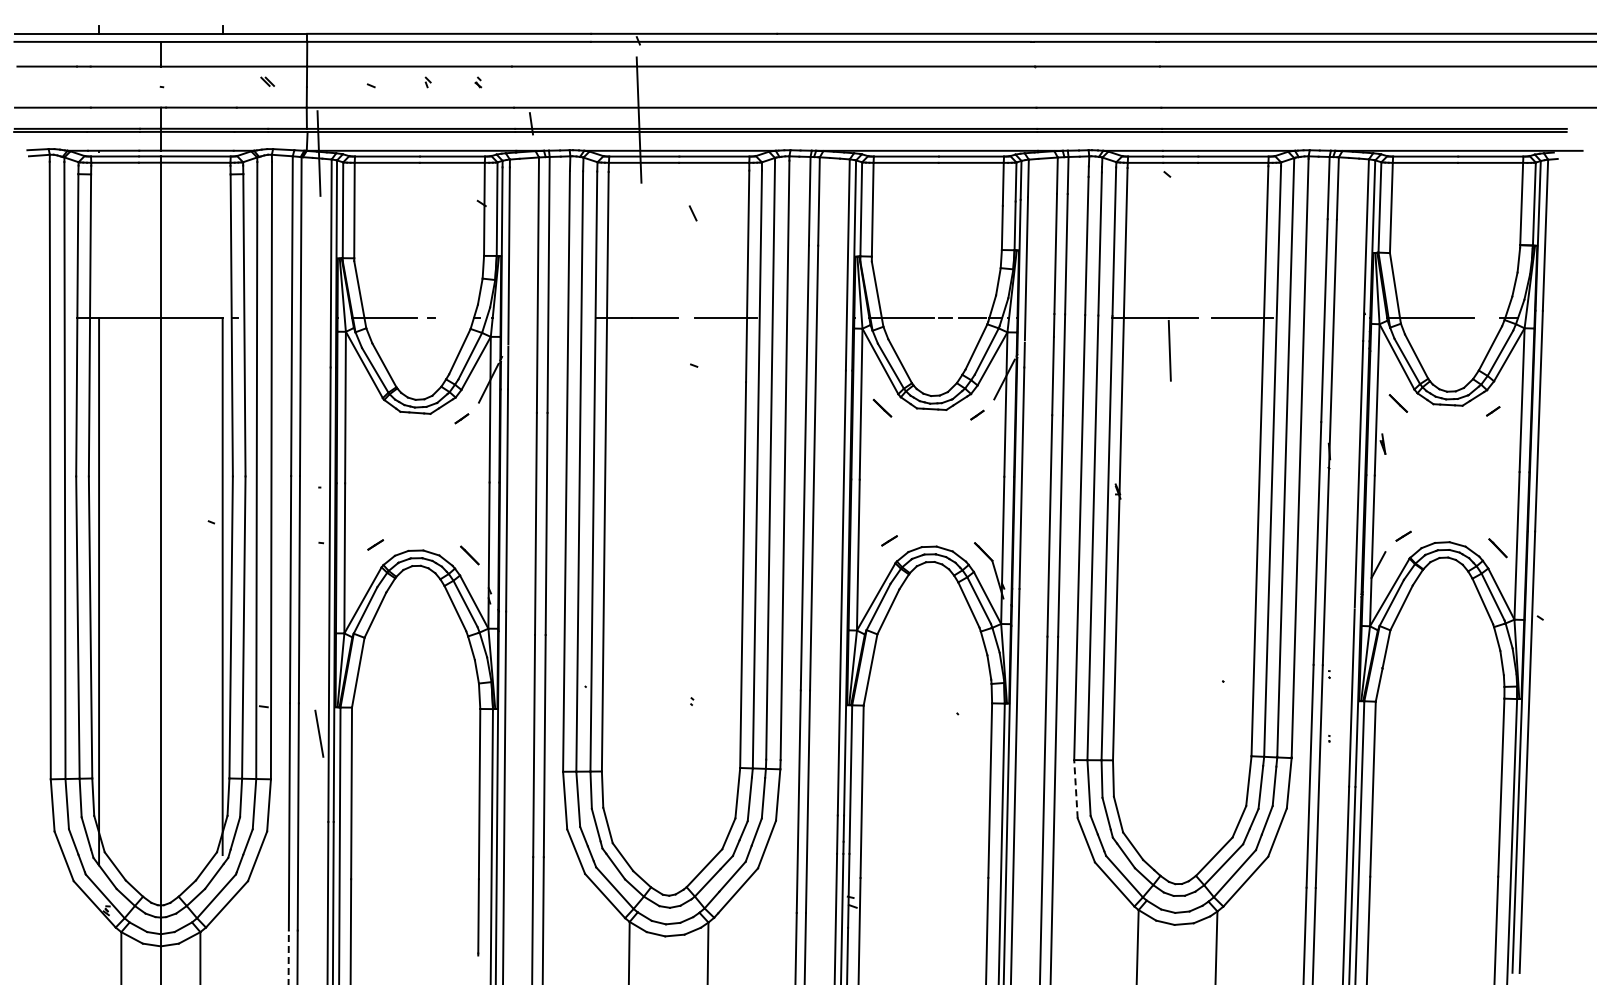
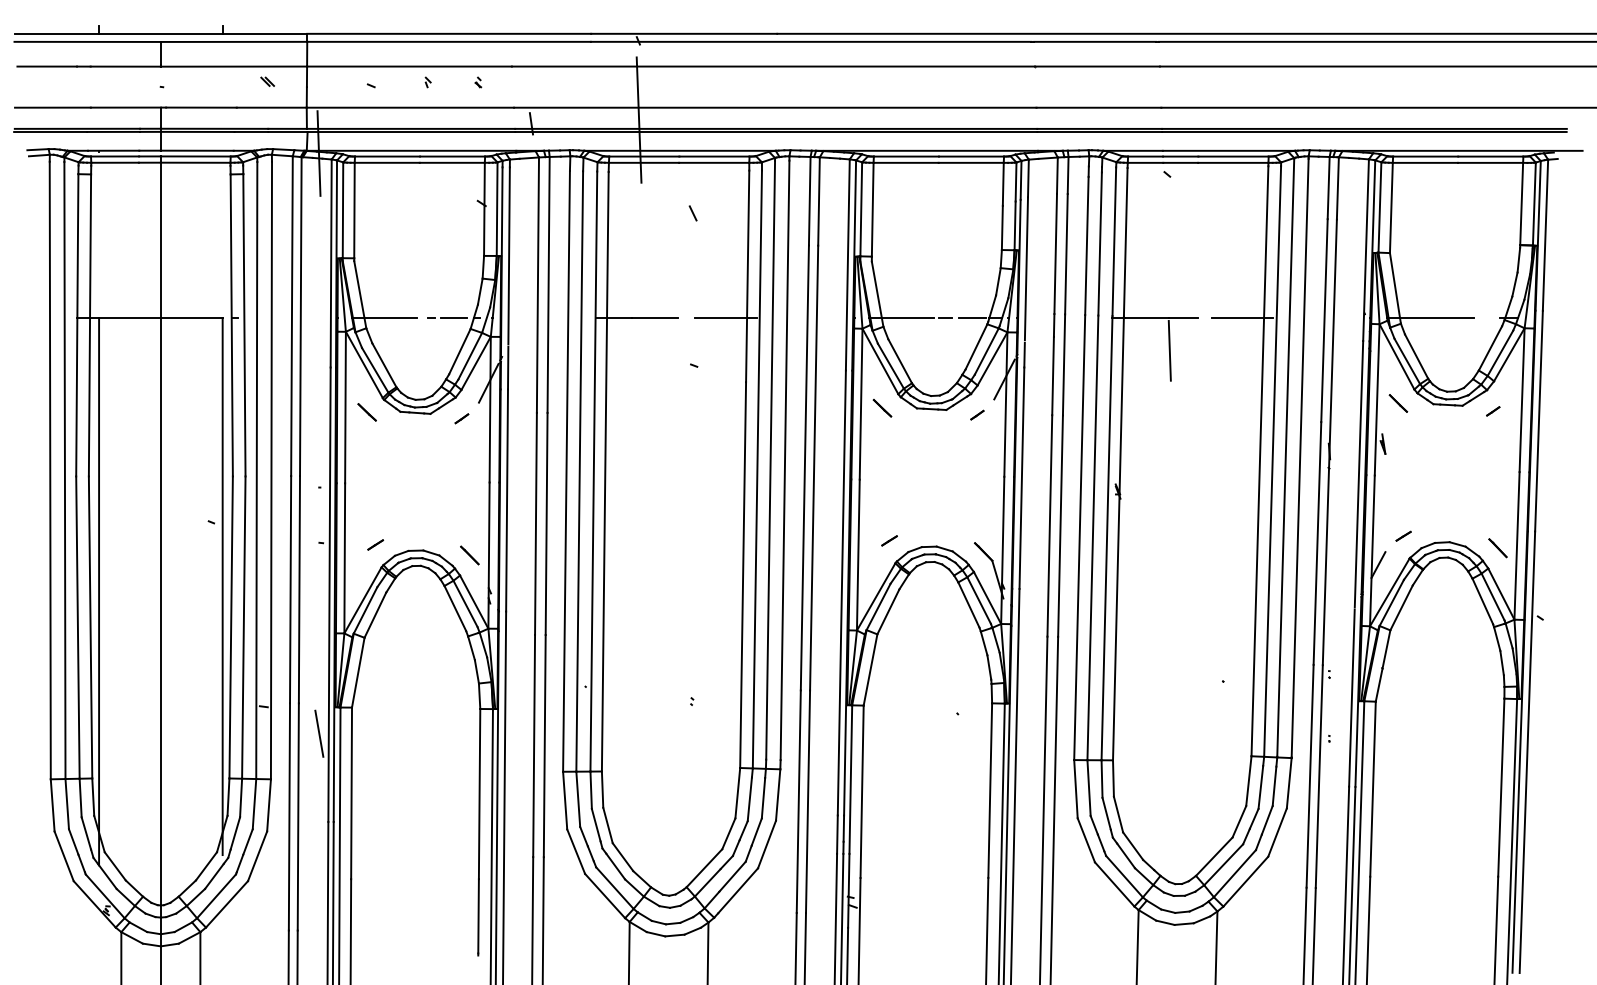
line: none -> present (454, 318)
line: none -> present (366, 412)
line: dashed -> solid (1075, 788)
line: dashed -> solid (288, 957)
